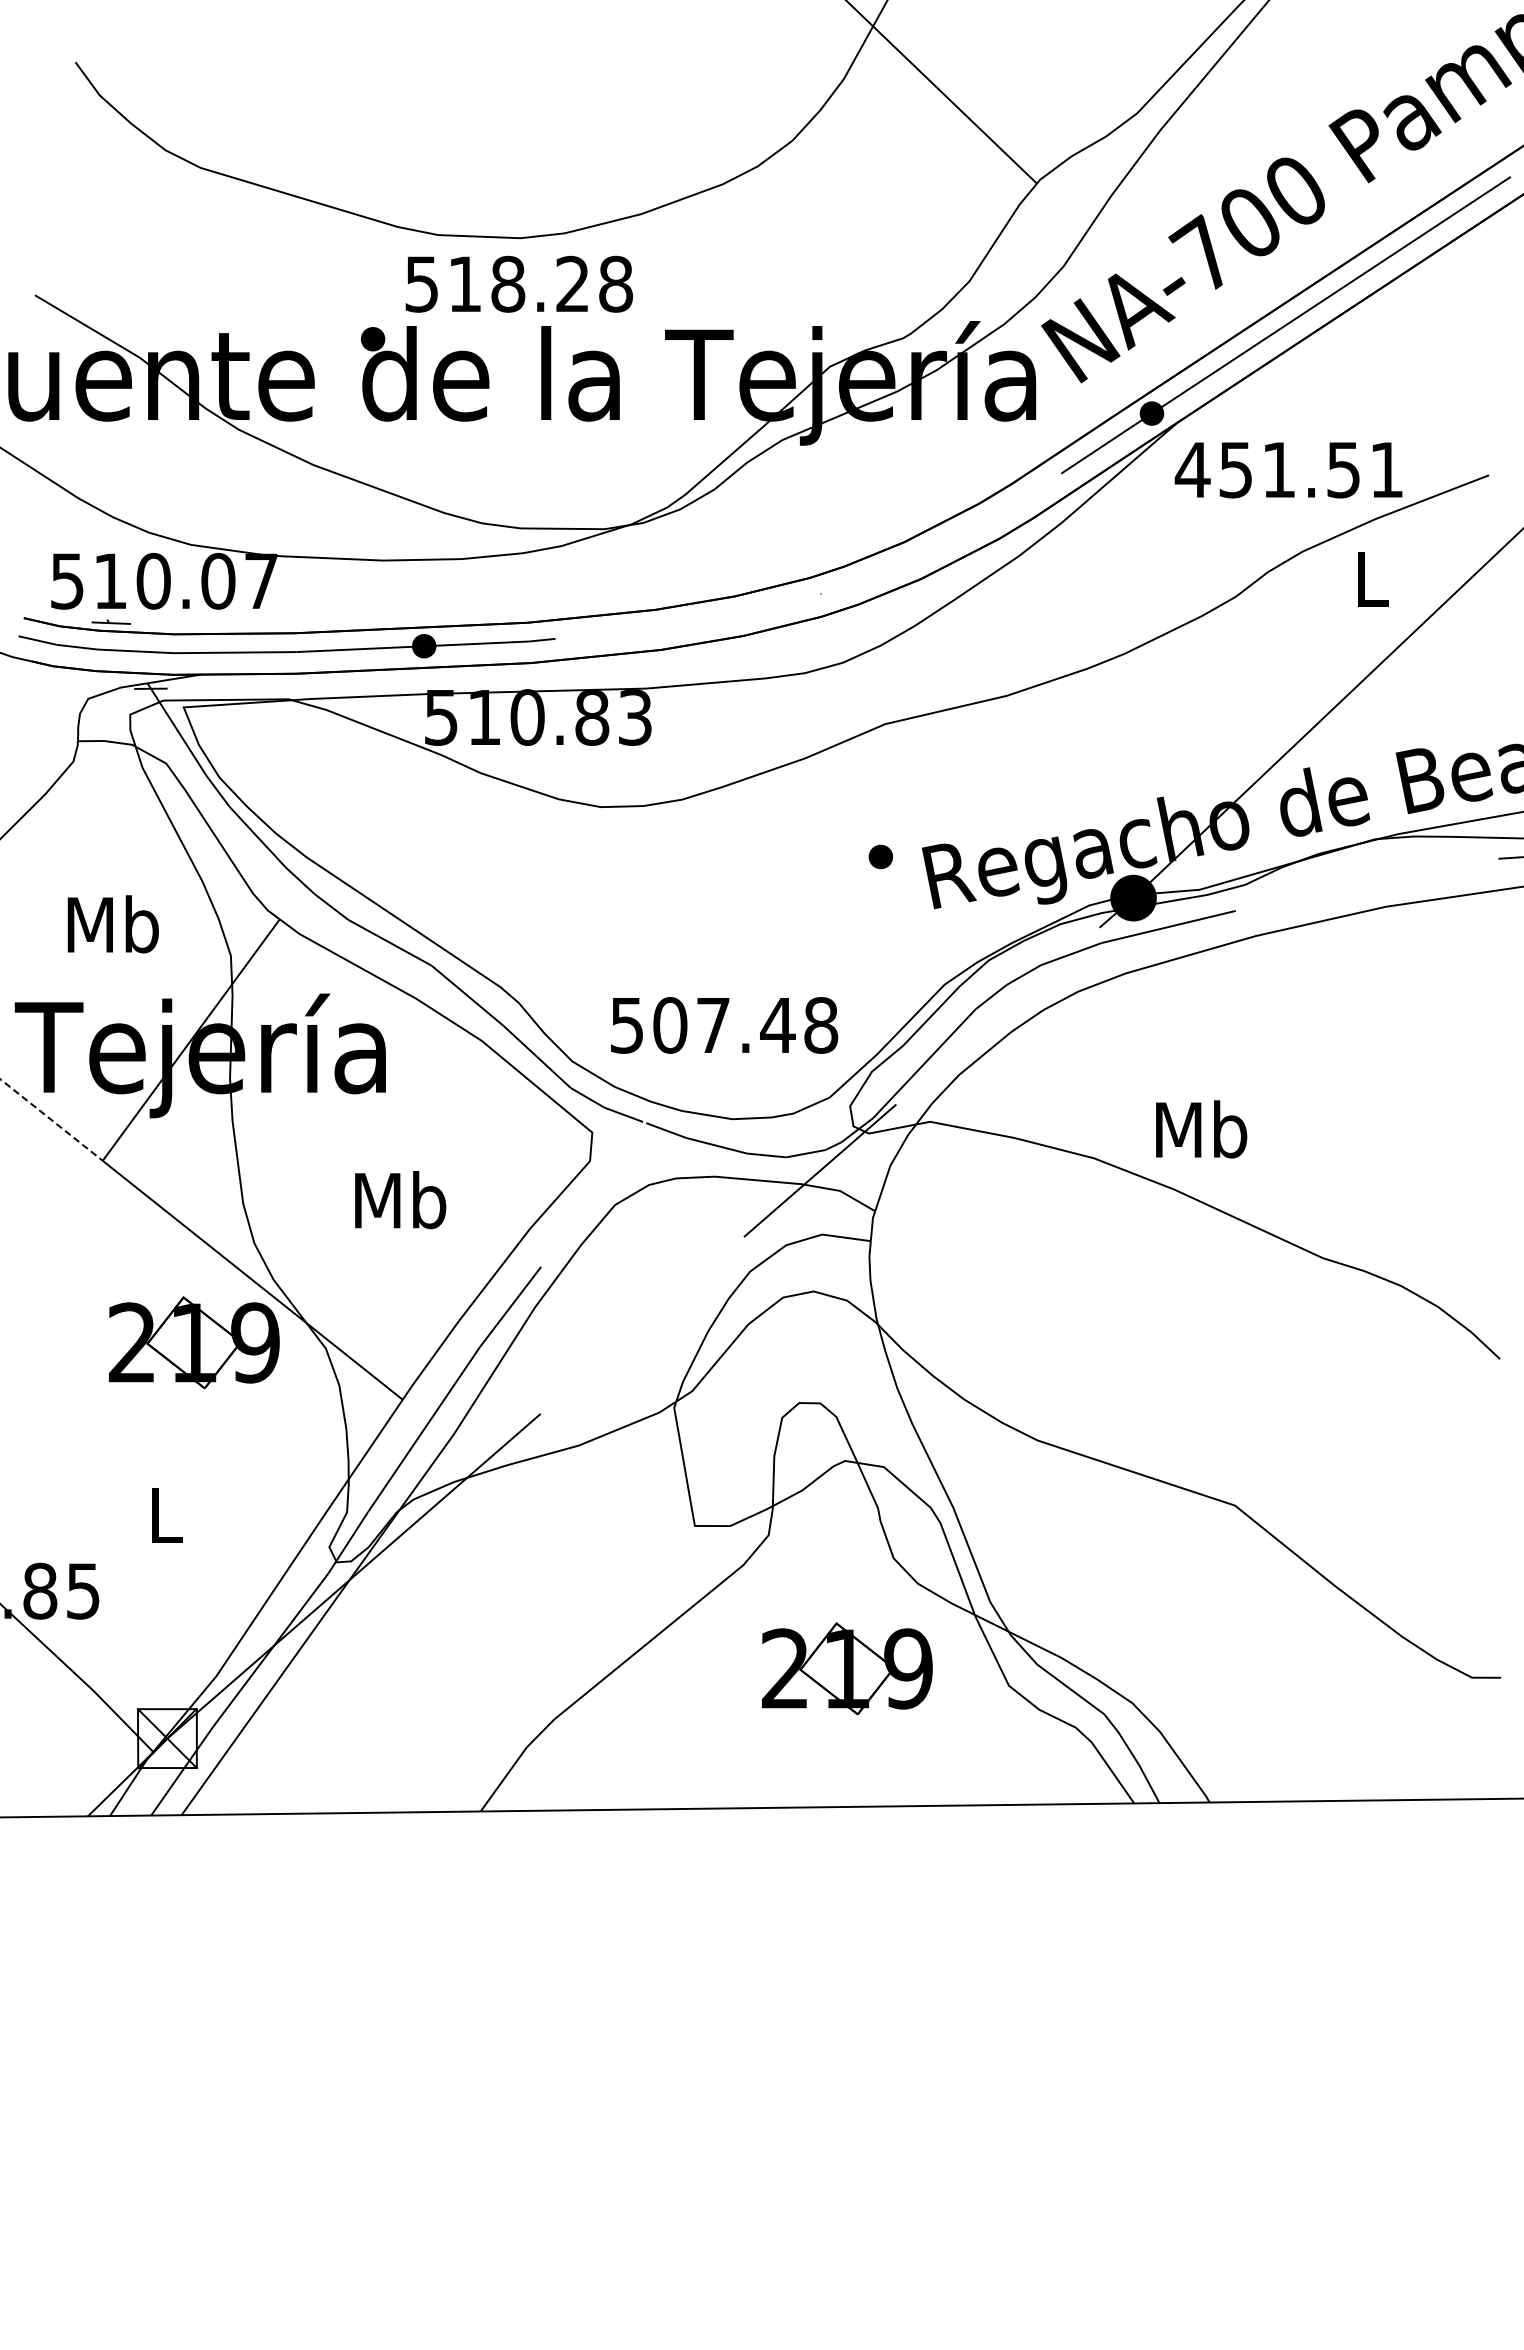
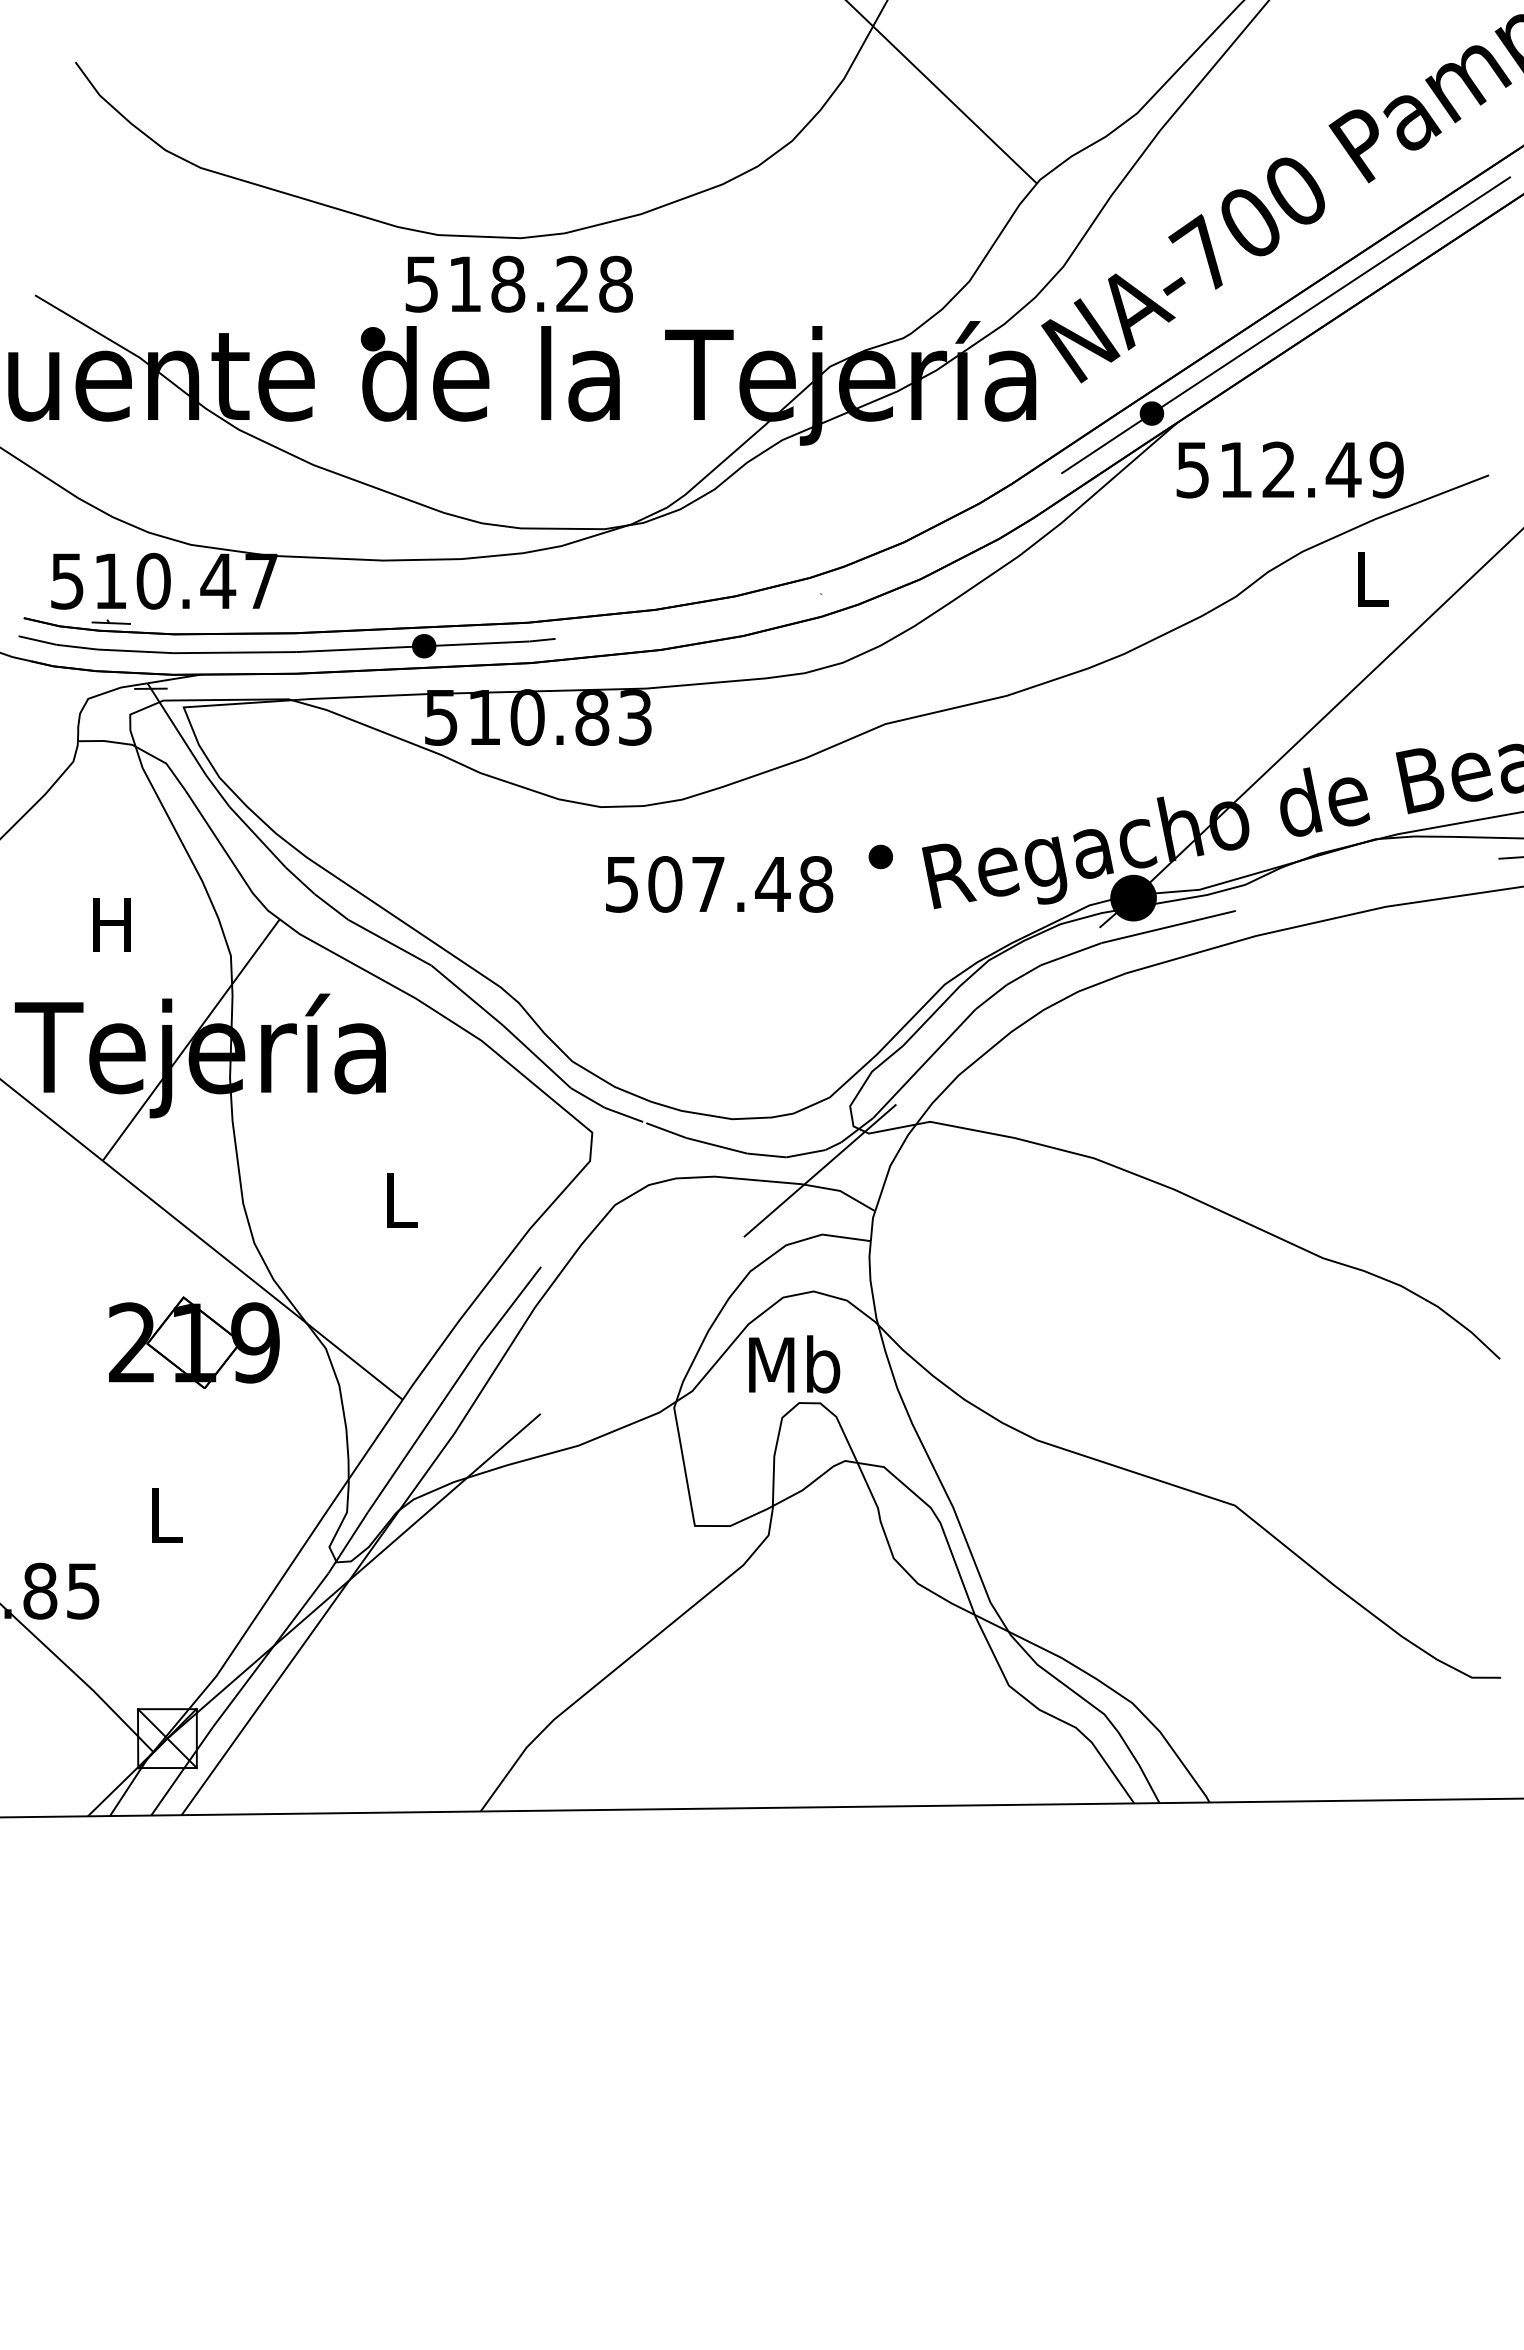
text: 451.51 -> 512.49 (1288, 469)
text: 510.07 -> 510.47 (218, 580)
text: Mb -> H (112, 924)
text position: (724, 1025) -> (719, 884) (719, 884)
line: dashed -> solid (52, 1120)
text position: (1201, 1129) -> (794, 1364) (794, 1364)
text: Mb -> L (400, 1200)
part: present -> none (847, 1668)
